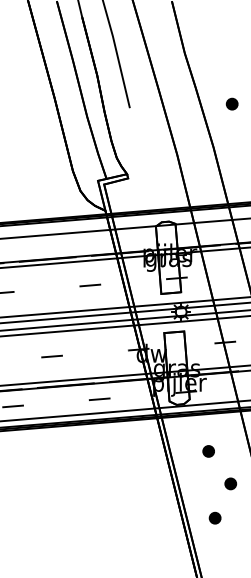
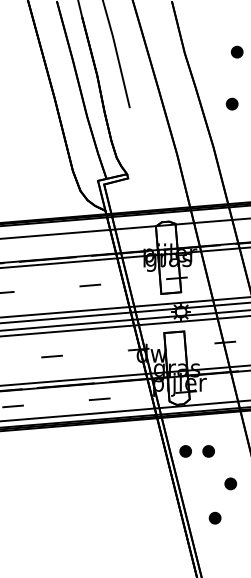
part: none -> present (236, 51)
part: none -> present (185, 451)
